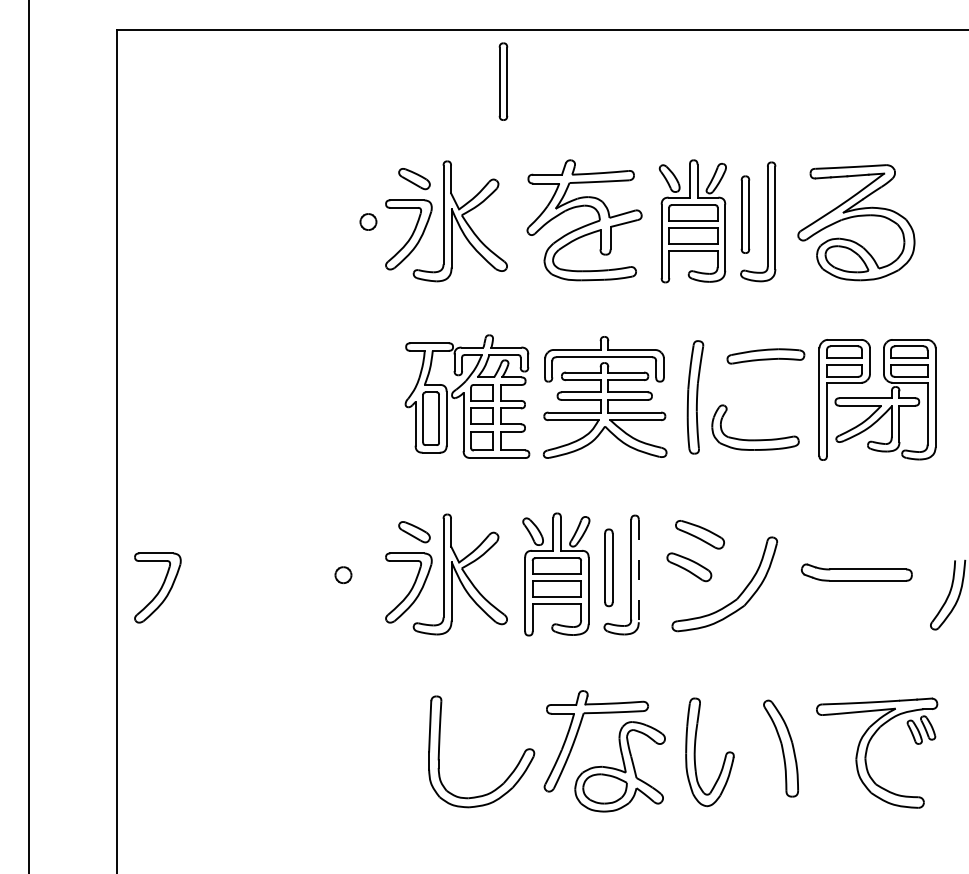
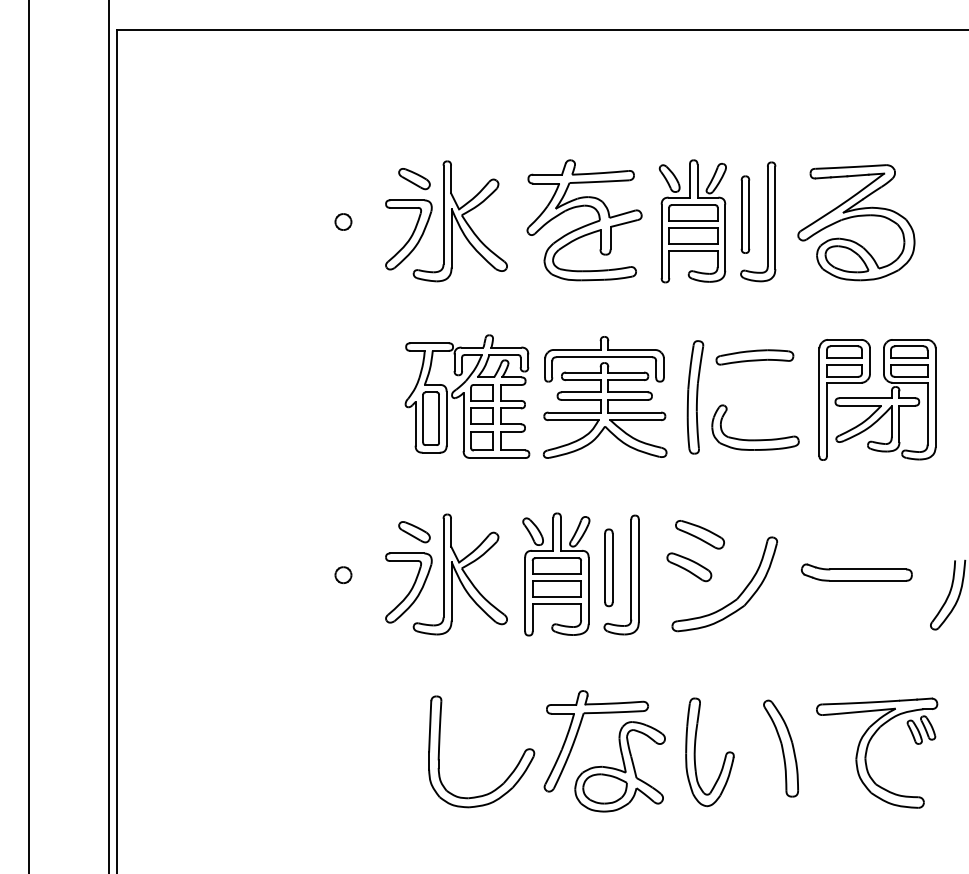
part: present -> none (503, 81)
part position: (368, 221) -> (343, 221) (343, 221)
part position: (765, 356) -> (754, 357) (754, 357)
line: none -> present (109, 436)
line: dashed -> solid (638, 571)
part: present -> none (157, 587)
